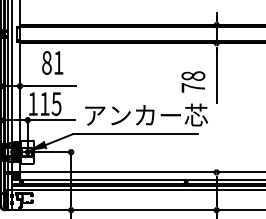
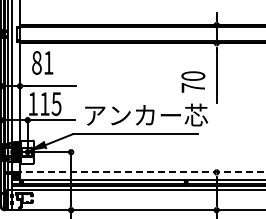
text position: (52, 62) -> (42, 62) (42, 62)
text: 78 -> 70 (193, 75)
line: solid -> dashed (143, 171)
